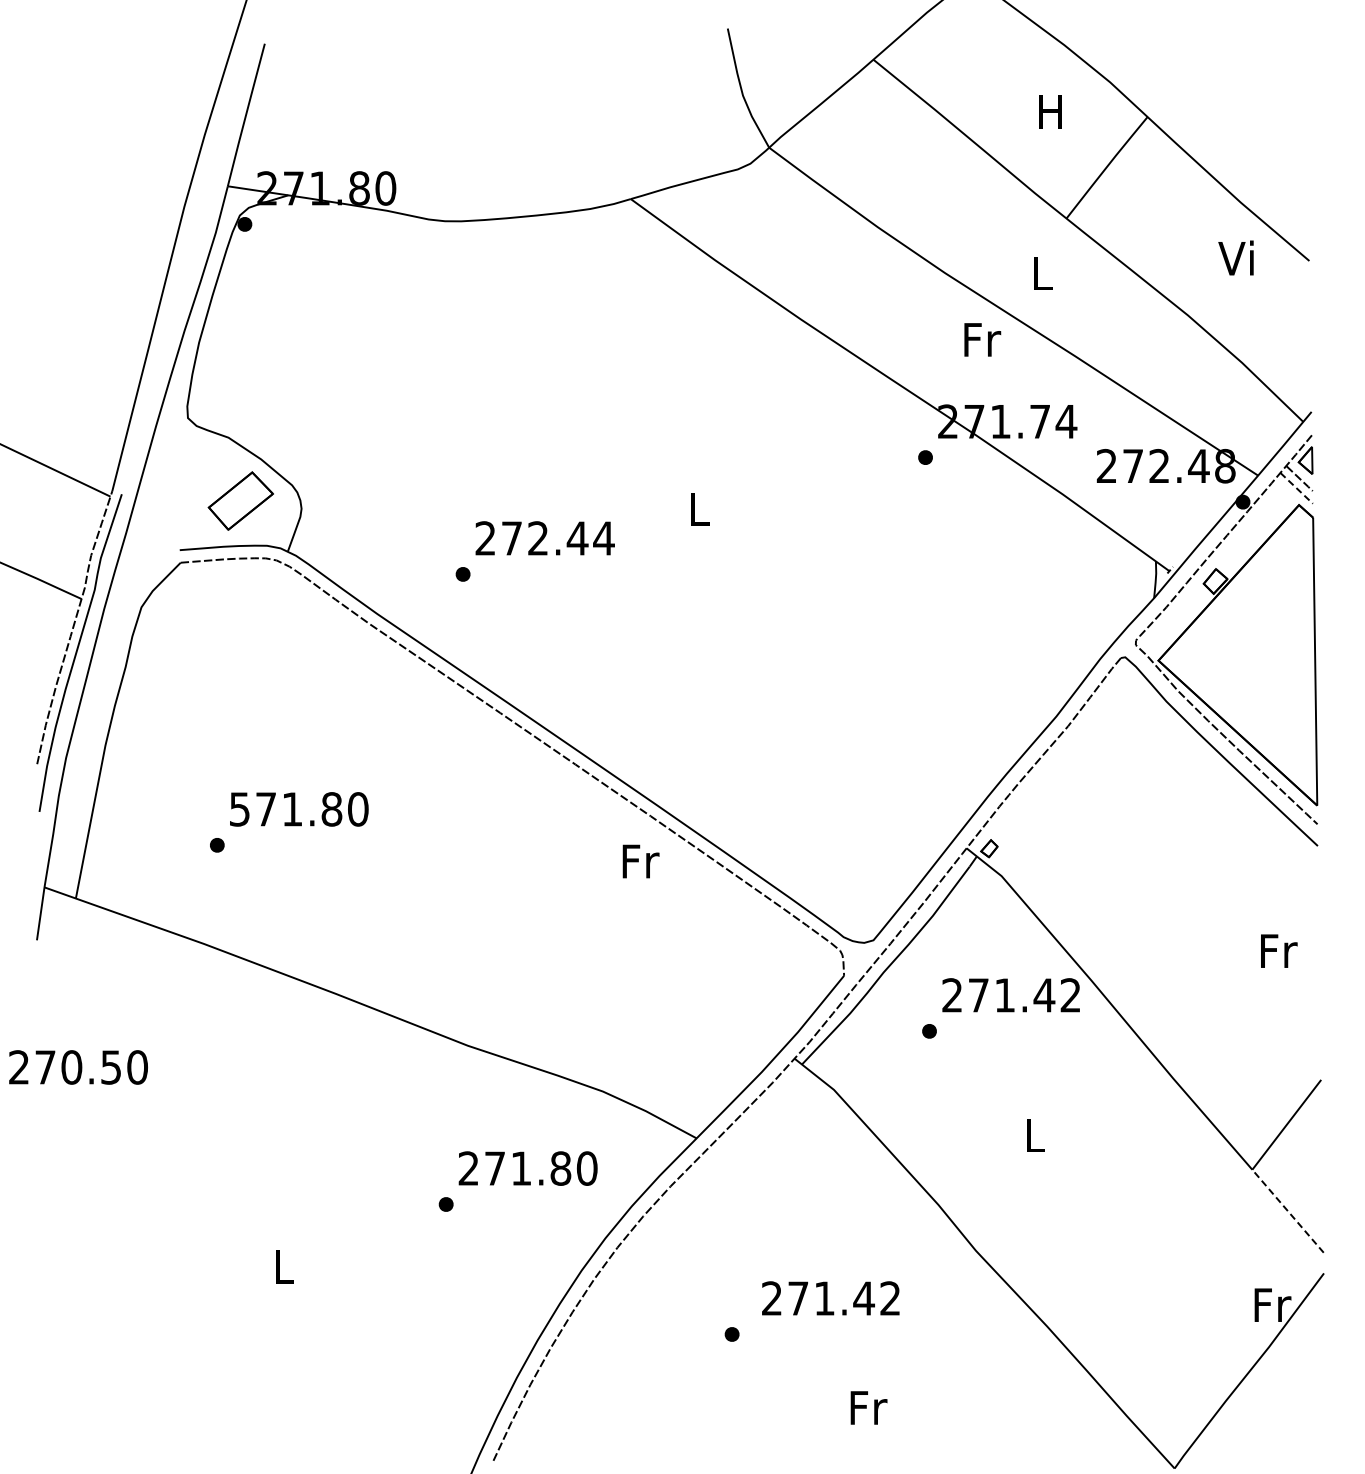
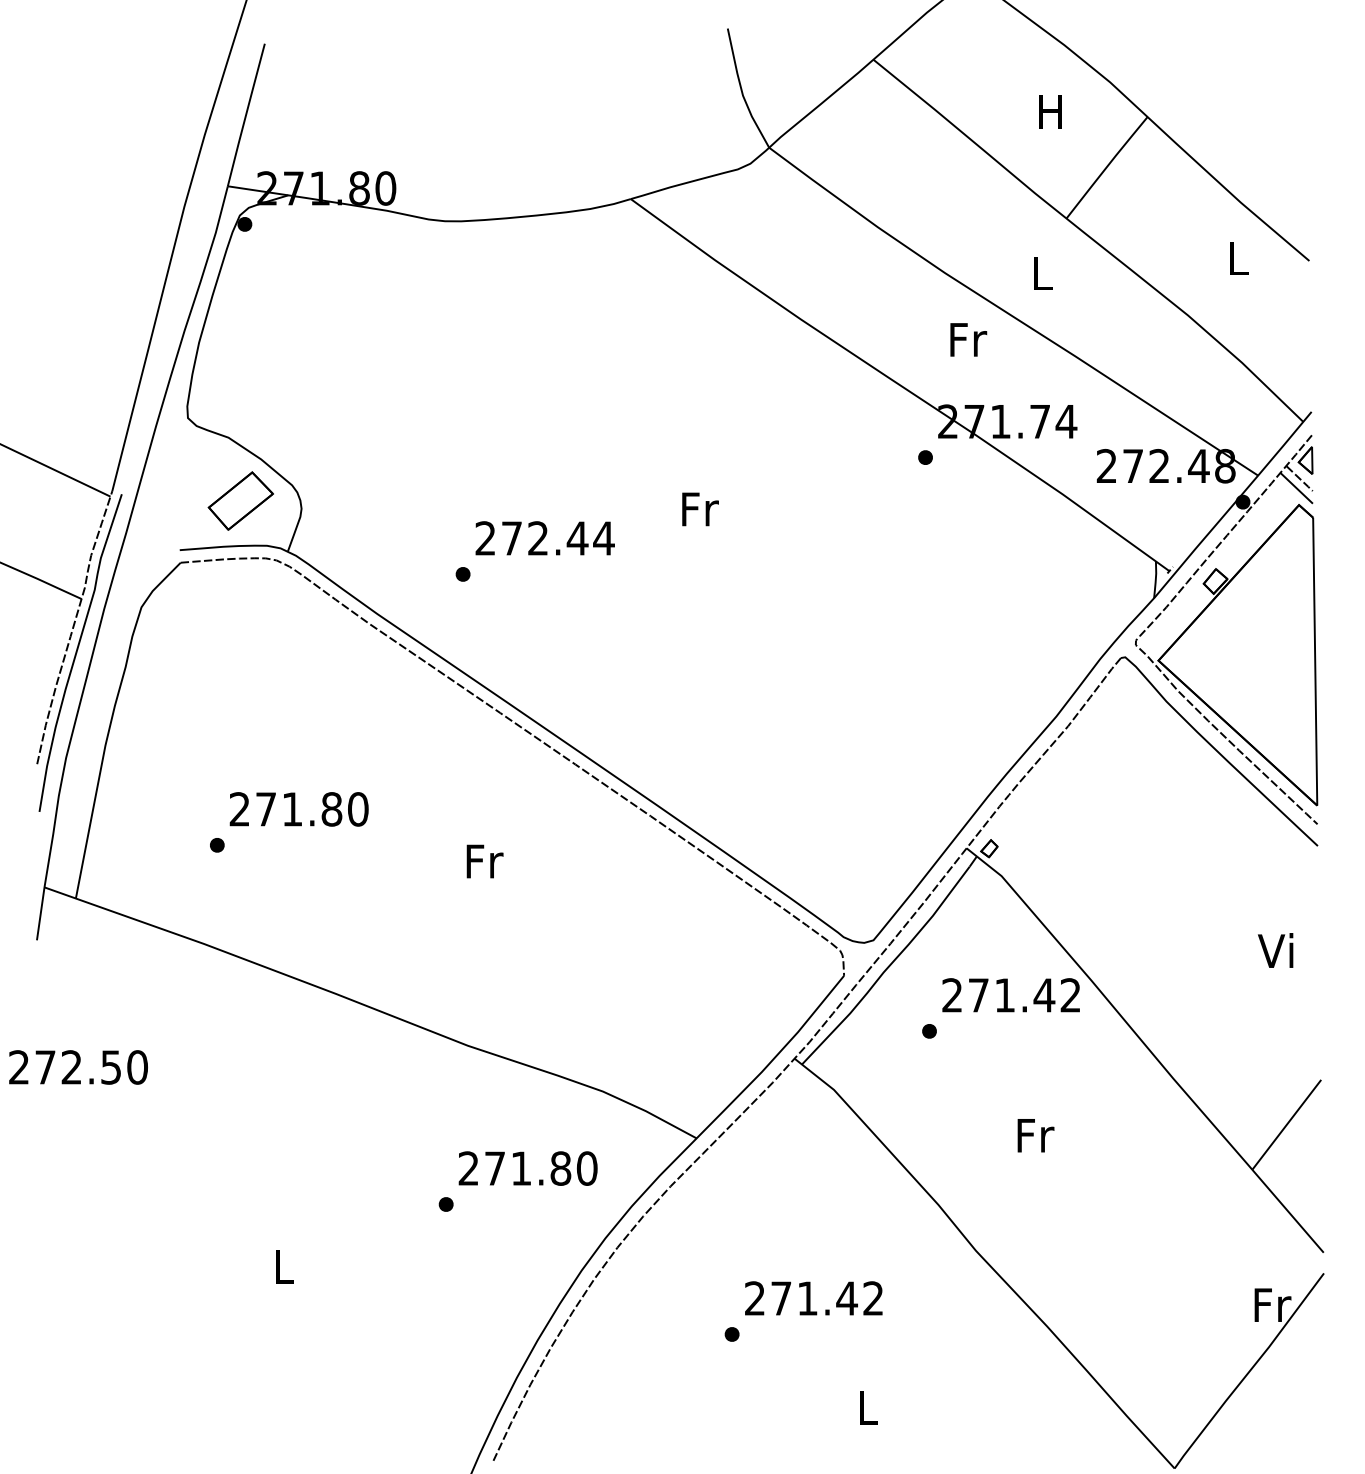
text: Vi -> L (1235, 257)
text position: (982, 339) -> (968, 339) (968, 339)
line: dashed -> solid (1297, 489)
text: L -> Fr (700, 509)
text: 571.80 -> 271.80 (239, 809)
text position: (640, 861) -> (484, 861) (484, 861)
text: Fr -> Vi (1277, 950)
text: 270.50 -> 272.50 (71, 1067)
text: L -> Fr (1035, 1135)
line: dashed -> solid (1288, 1211)
text position: (830, 1298) -> (813, 1298) (813, 1298)
text: Fr -> L (868, 1407)
